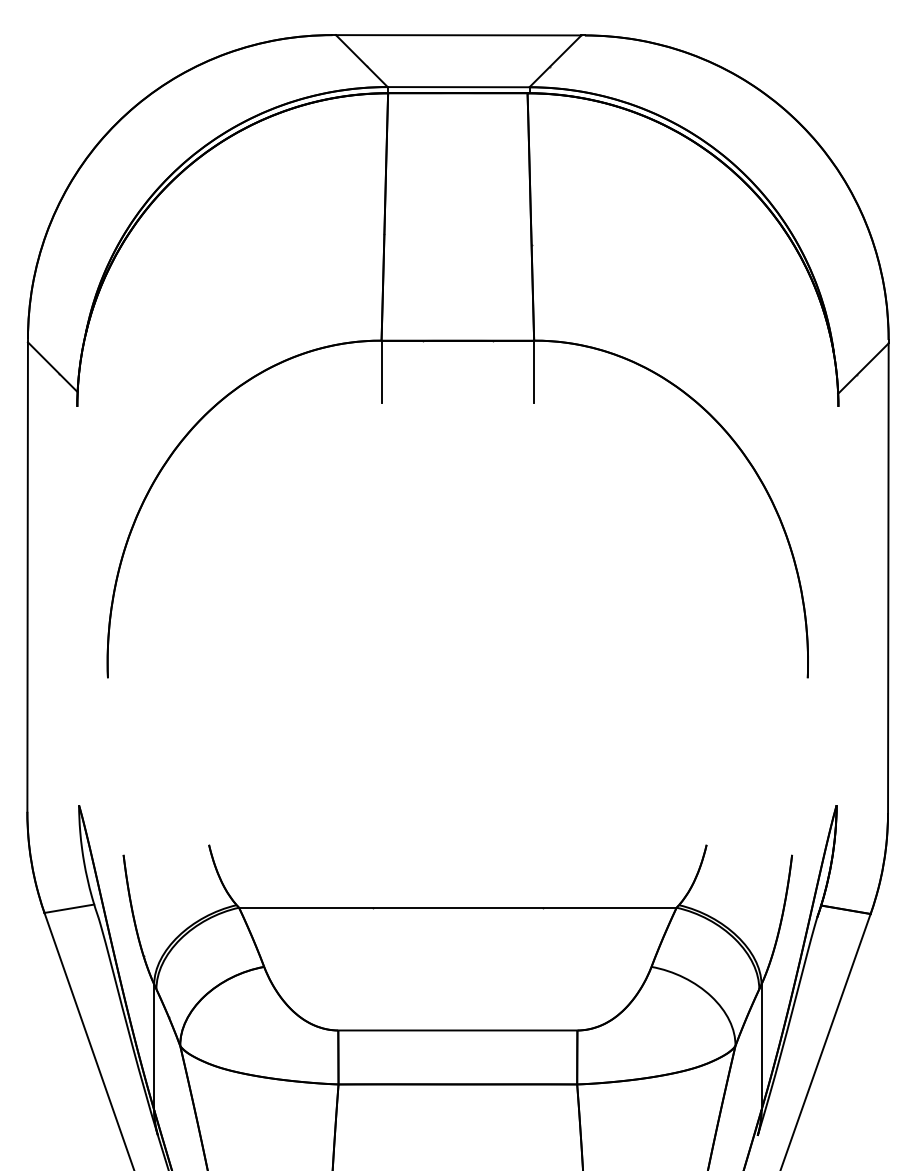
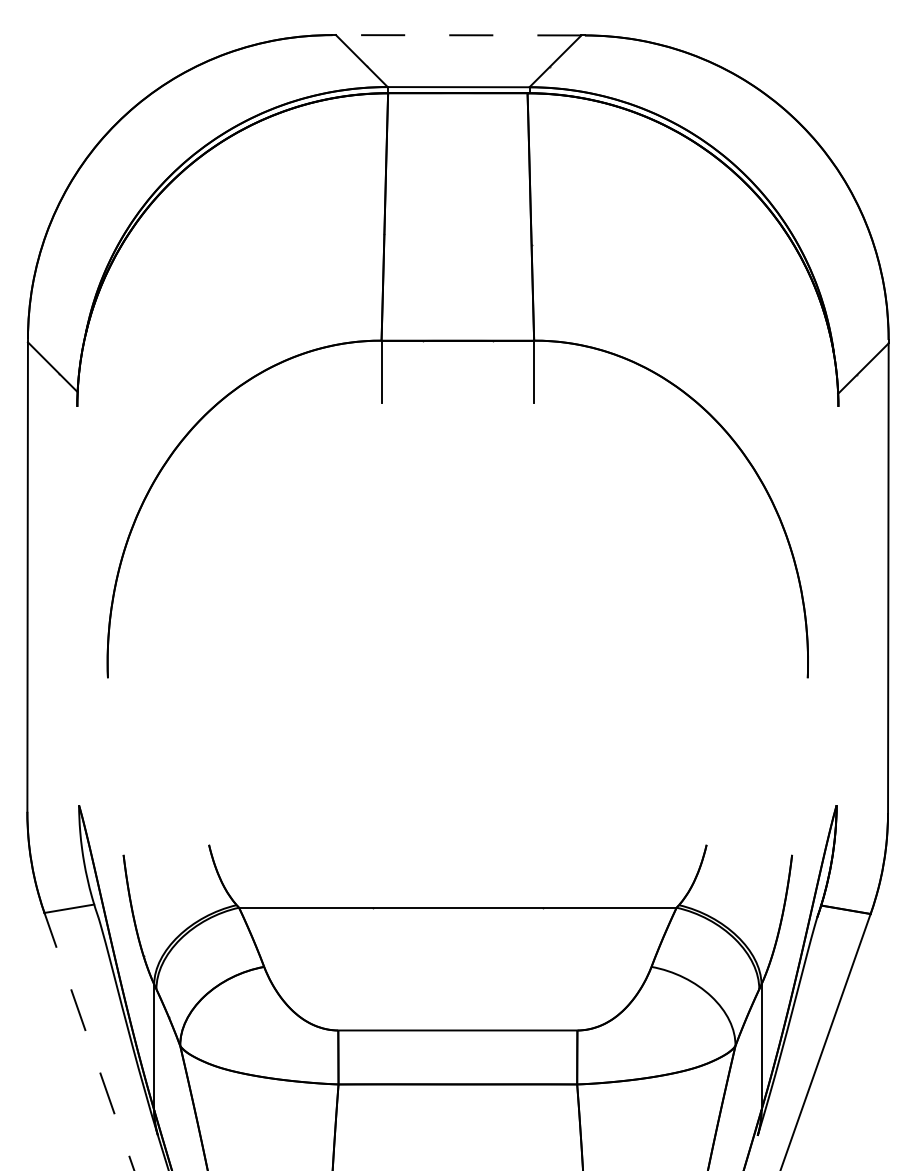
line: solid -> dashed (458, 35)
line: solid -> dashed (89, 1041)
